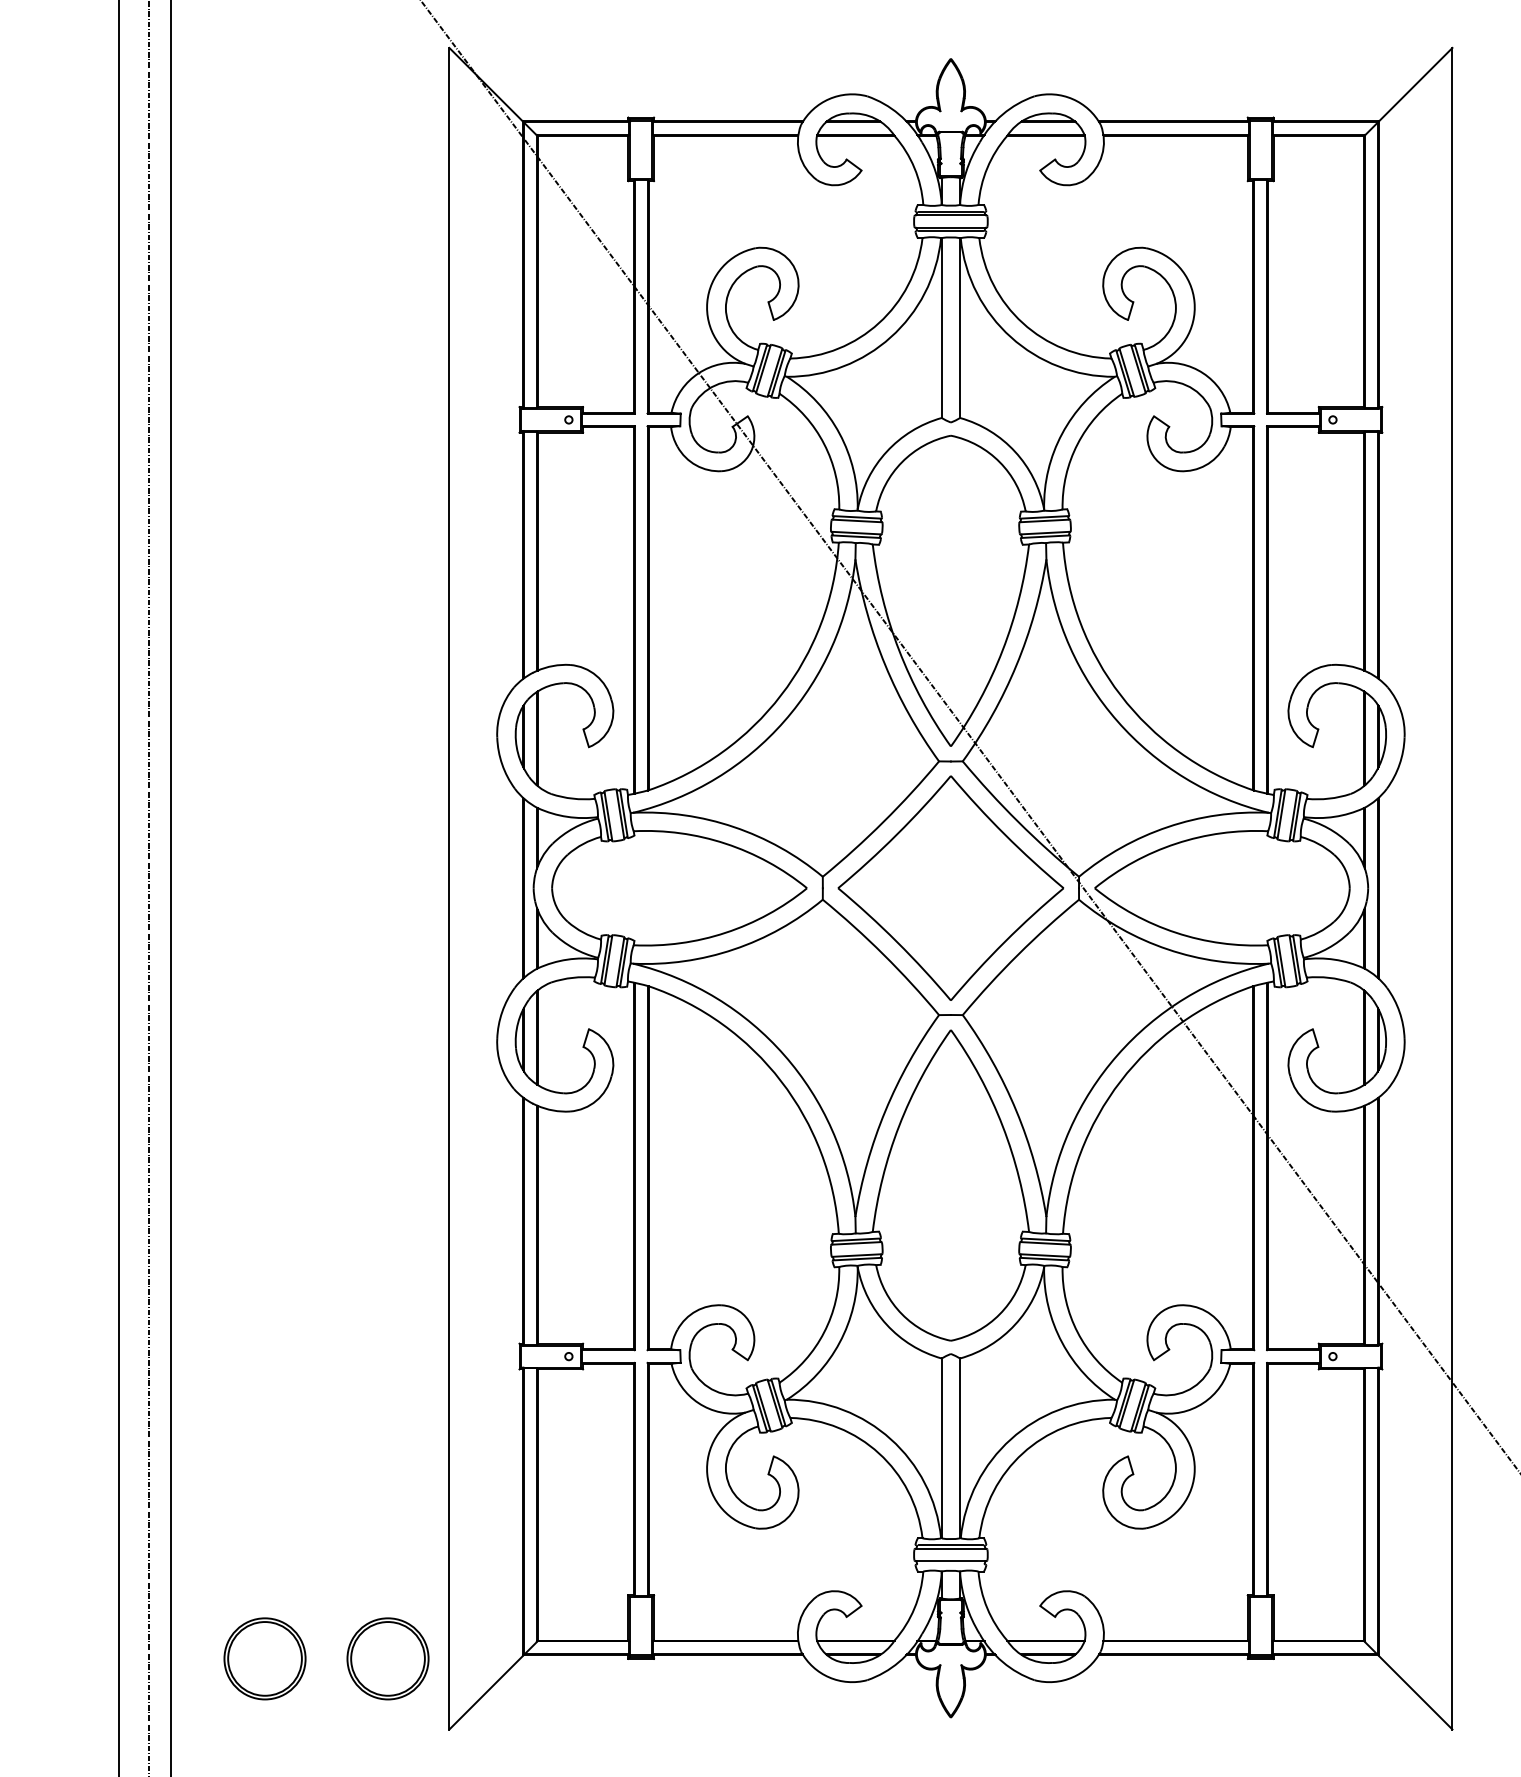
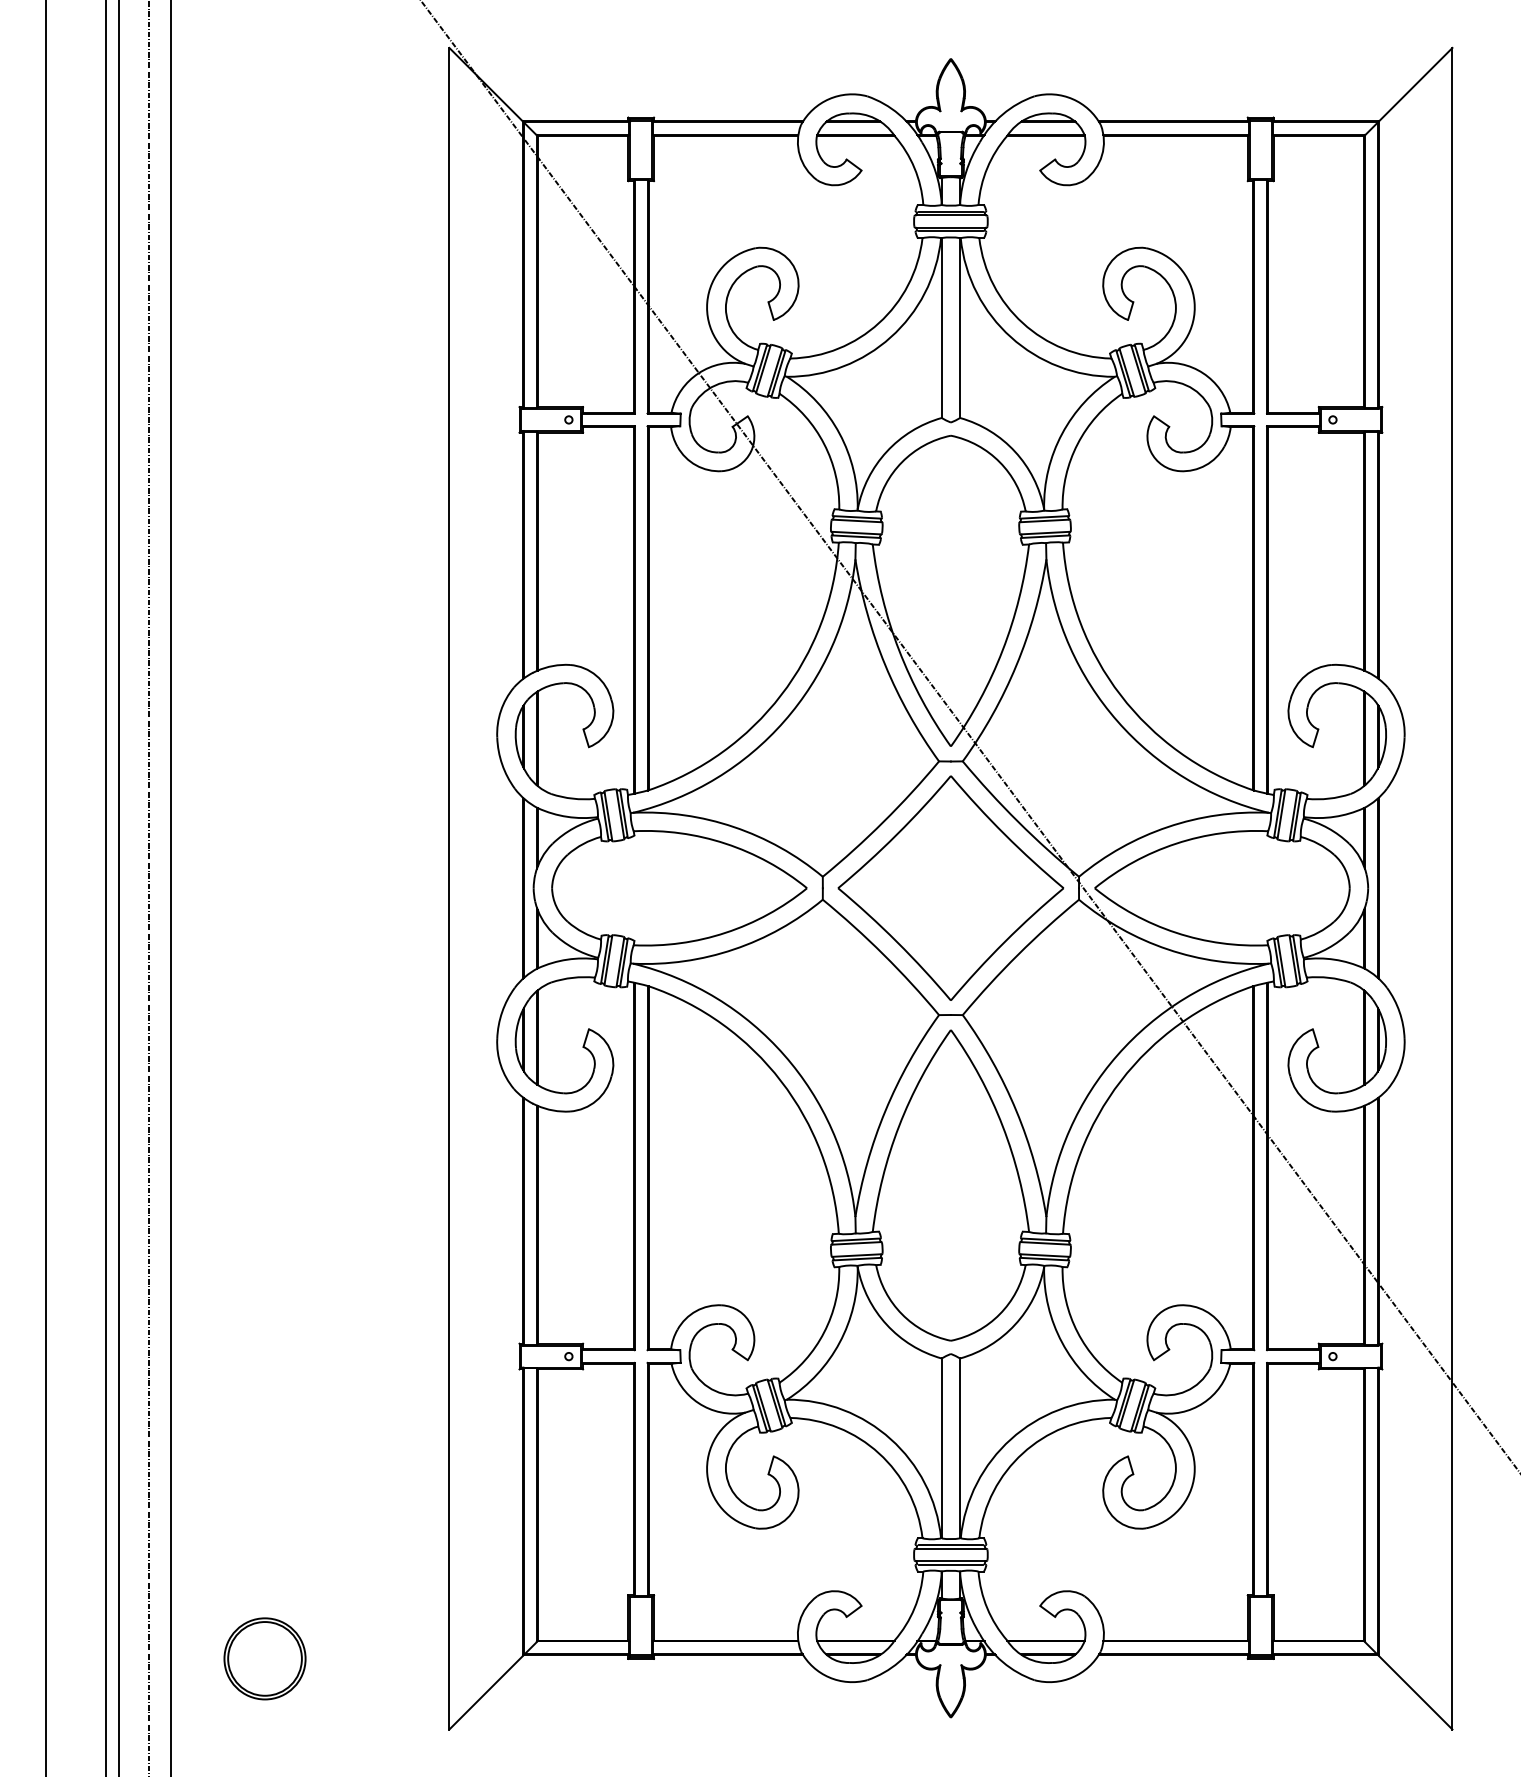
line: none -> present (45, 887)
line: none -> present (106, 887)
line: none -> present (951, 1564)
part: present -> none (387, 1658)
